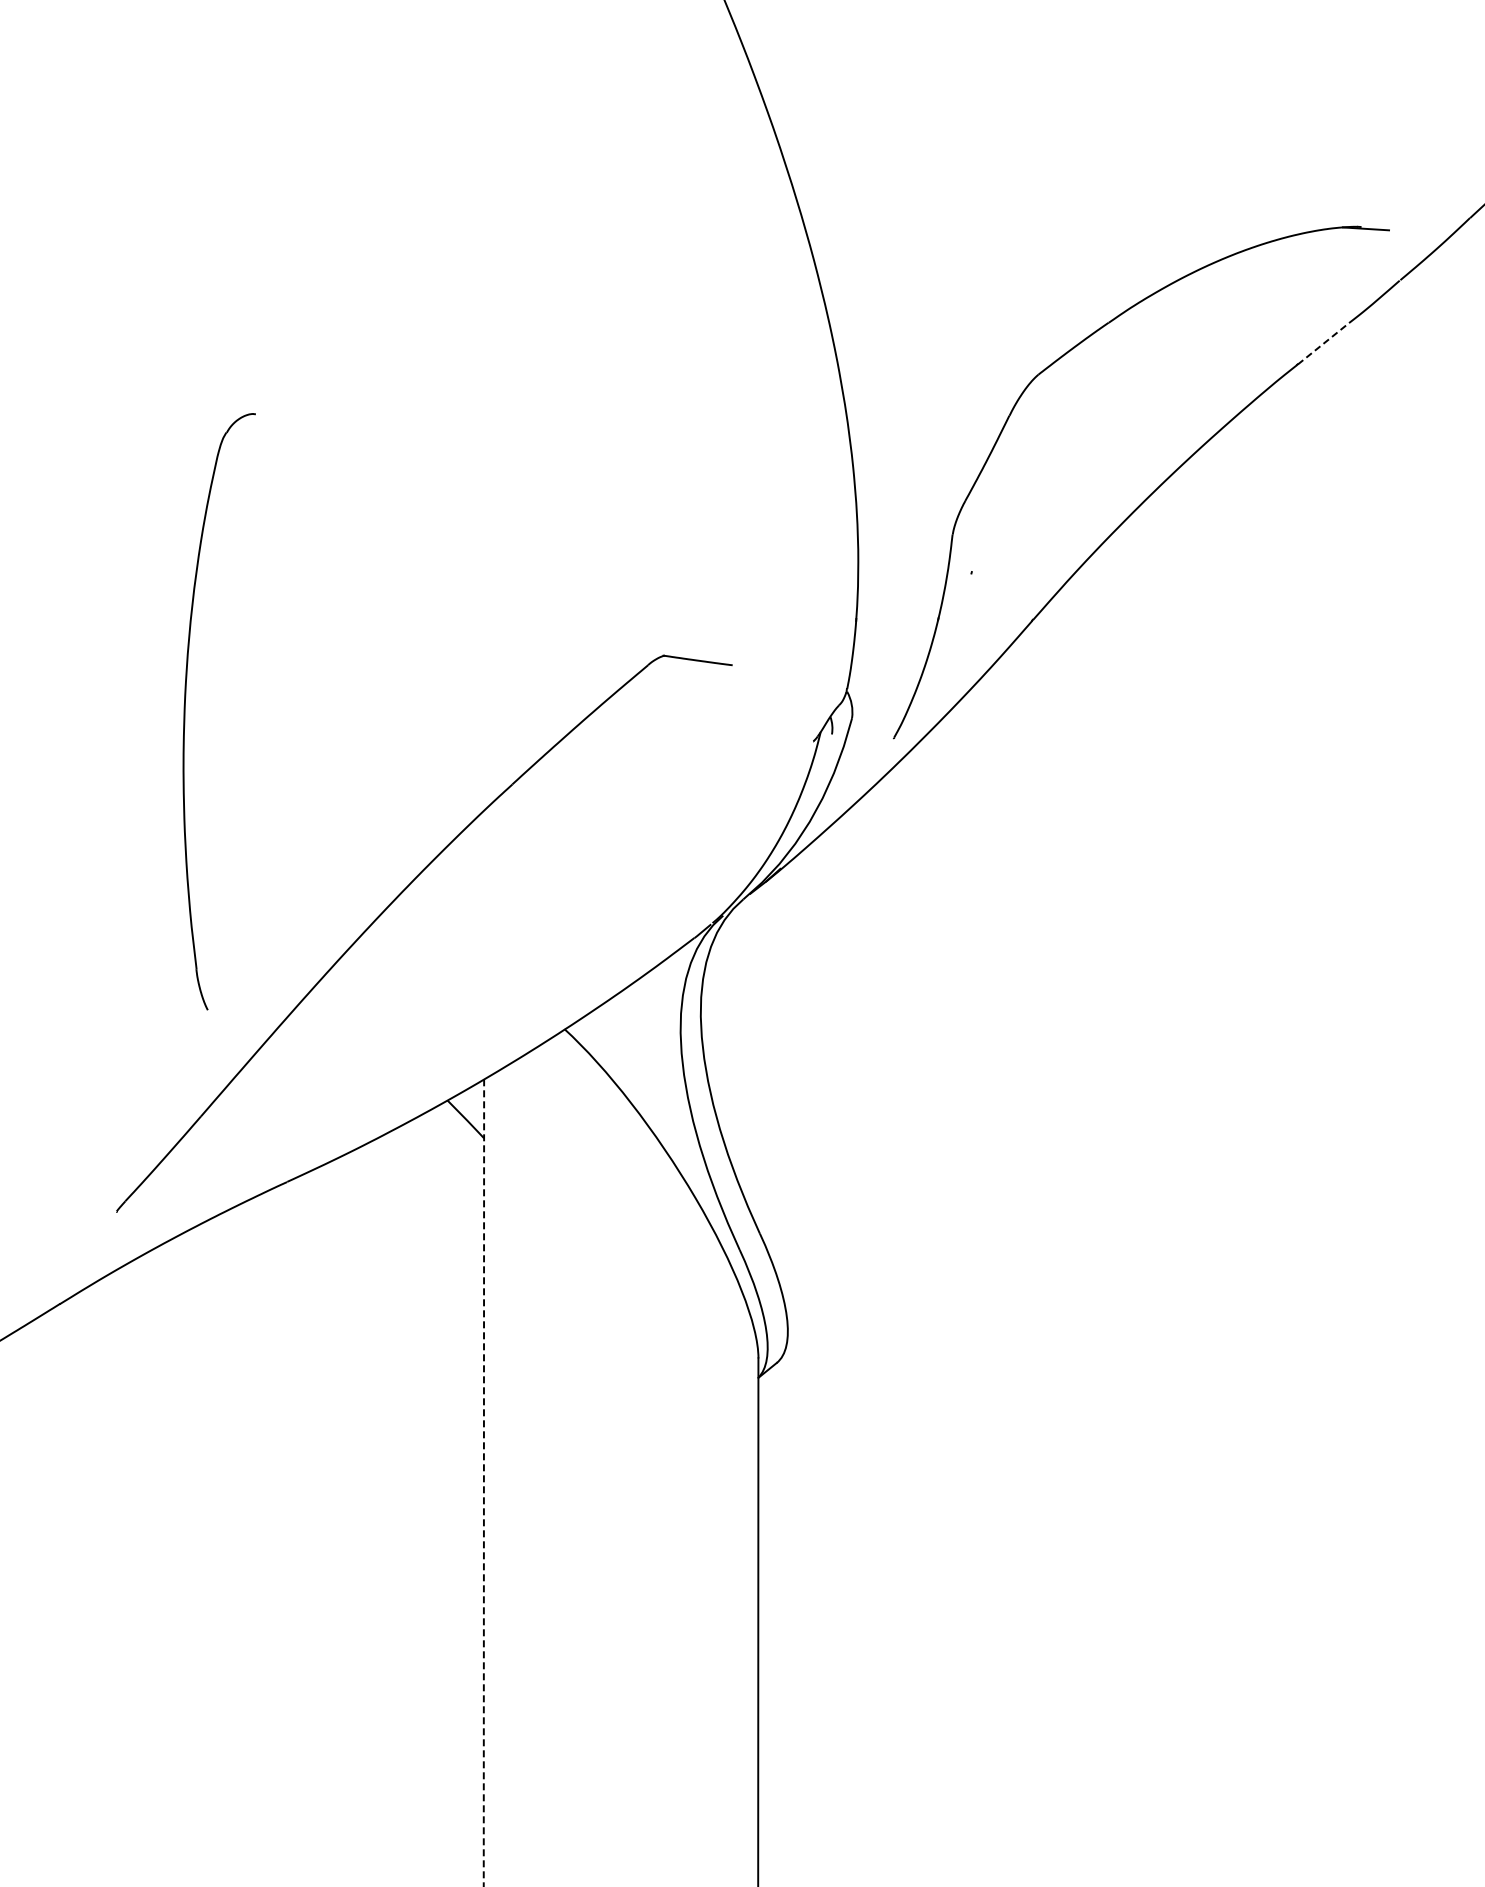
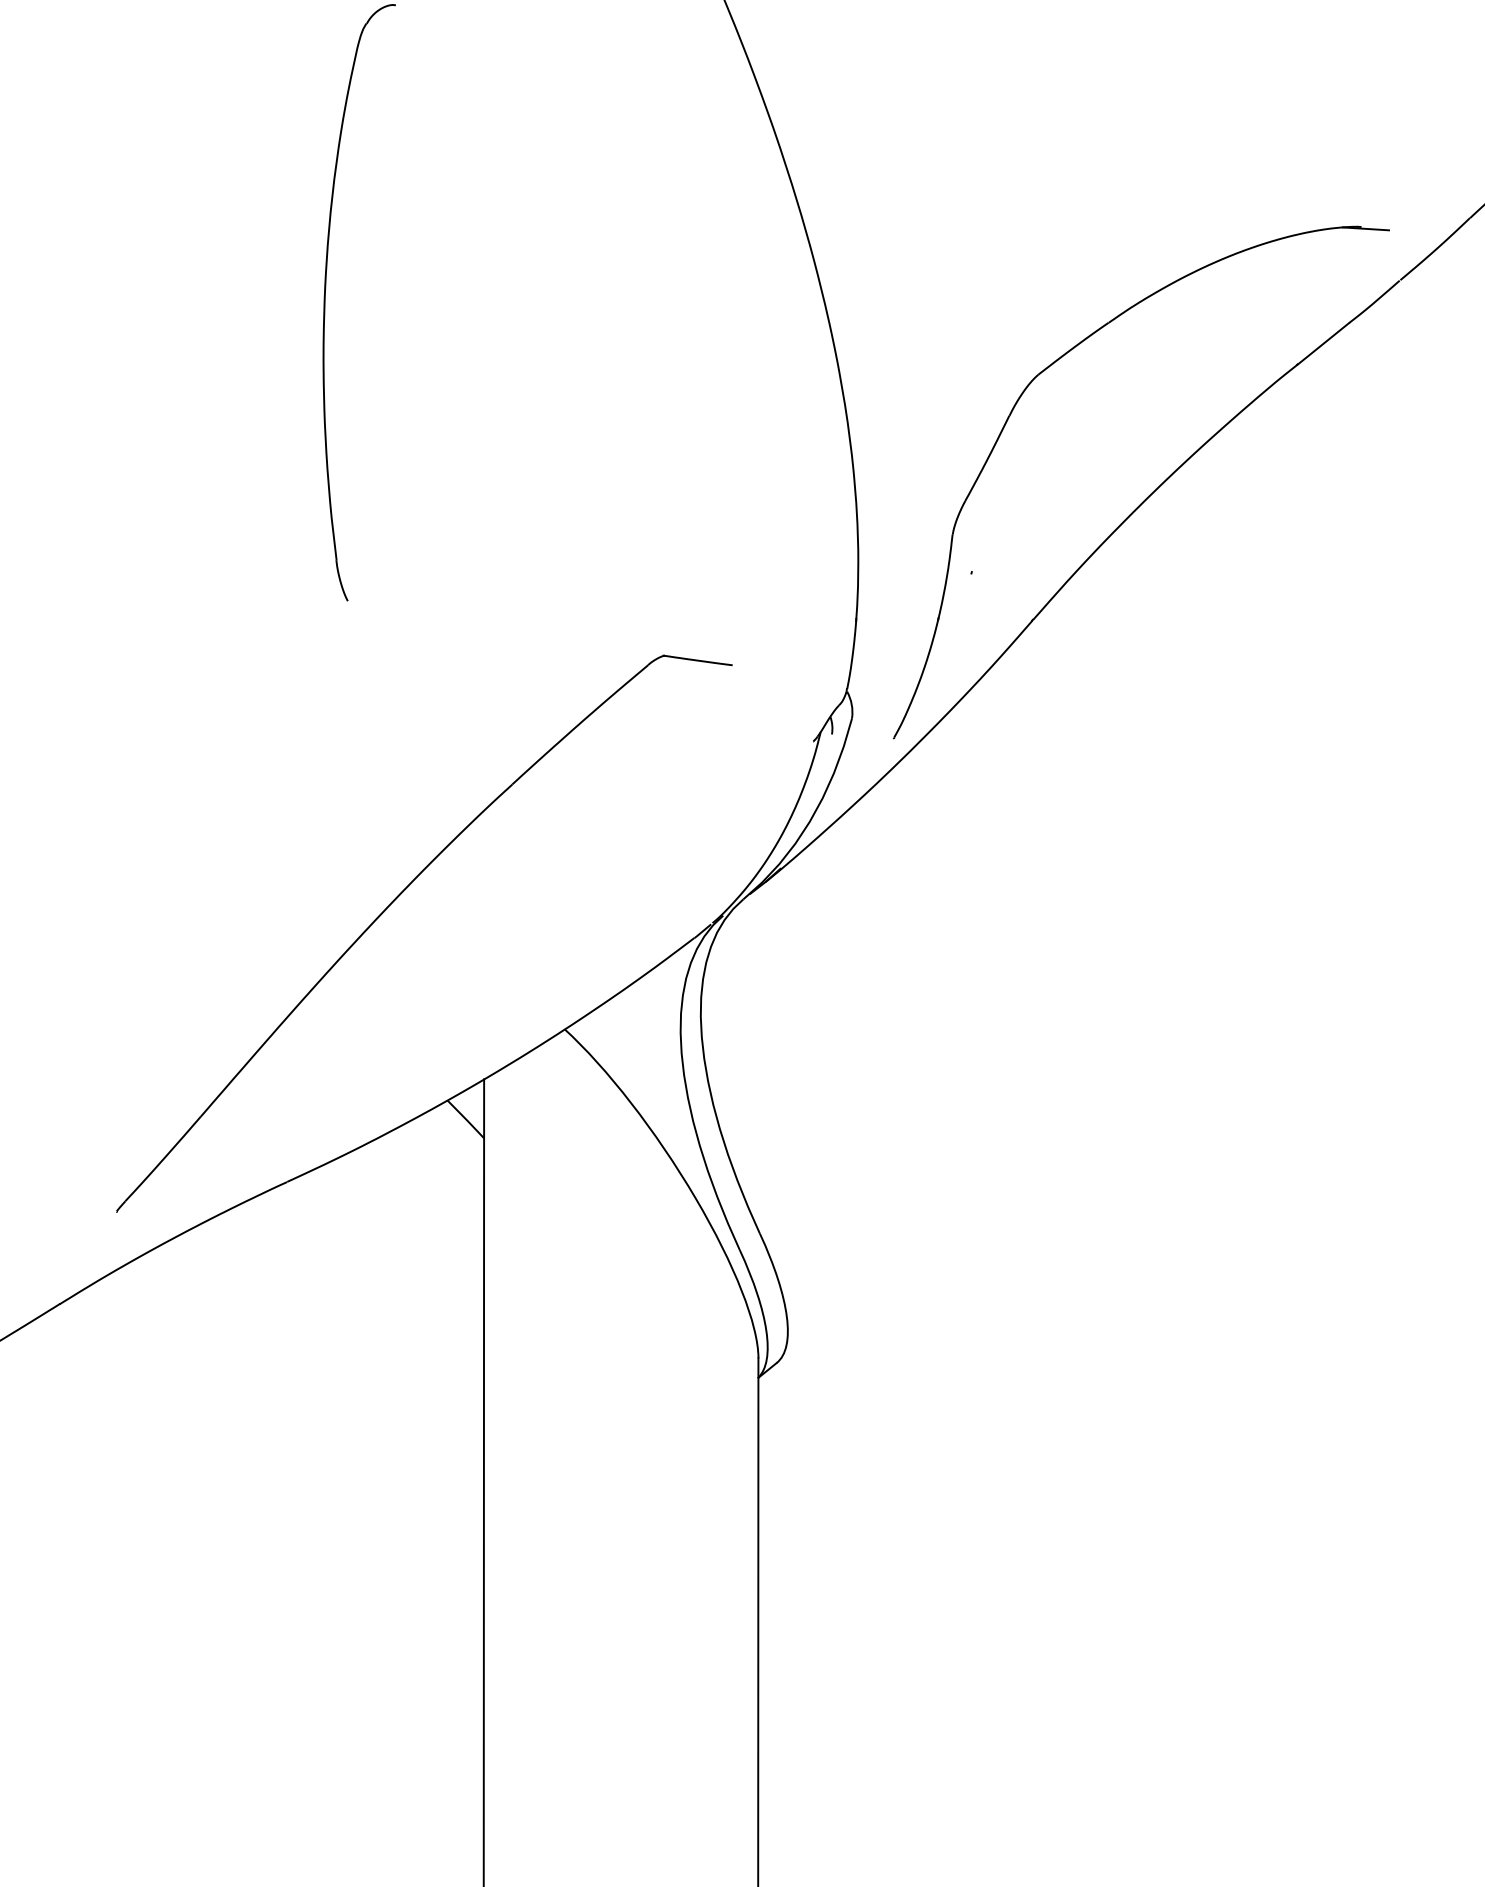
line: dashed -> solid (1323, 343)
part position: (185, 711) -> (325, 302) (325, 302)
line: dashed -> solid (483, 1483)
